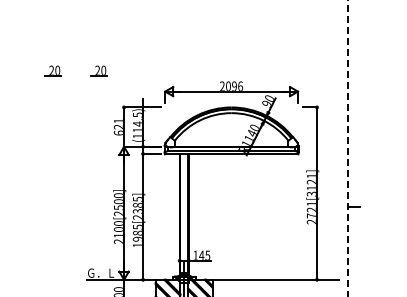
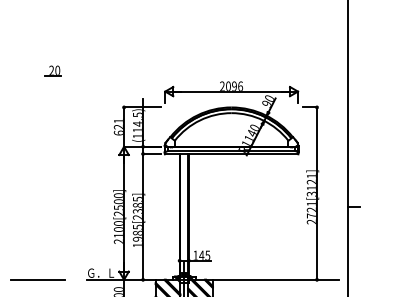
part: present -> none (98, 70)
line: dashed -> solid (348, 148)
line: none -> present (37, 279)
